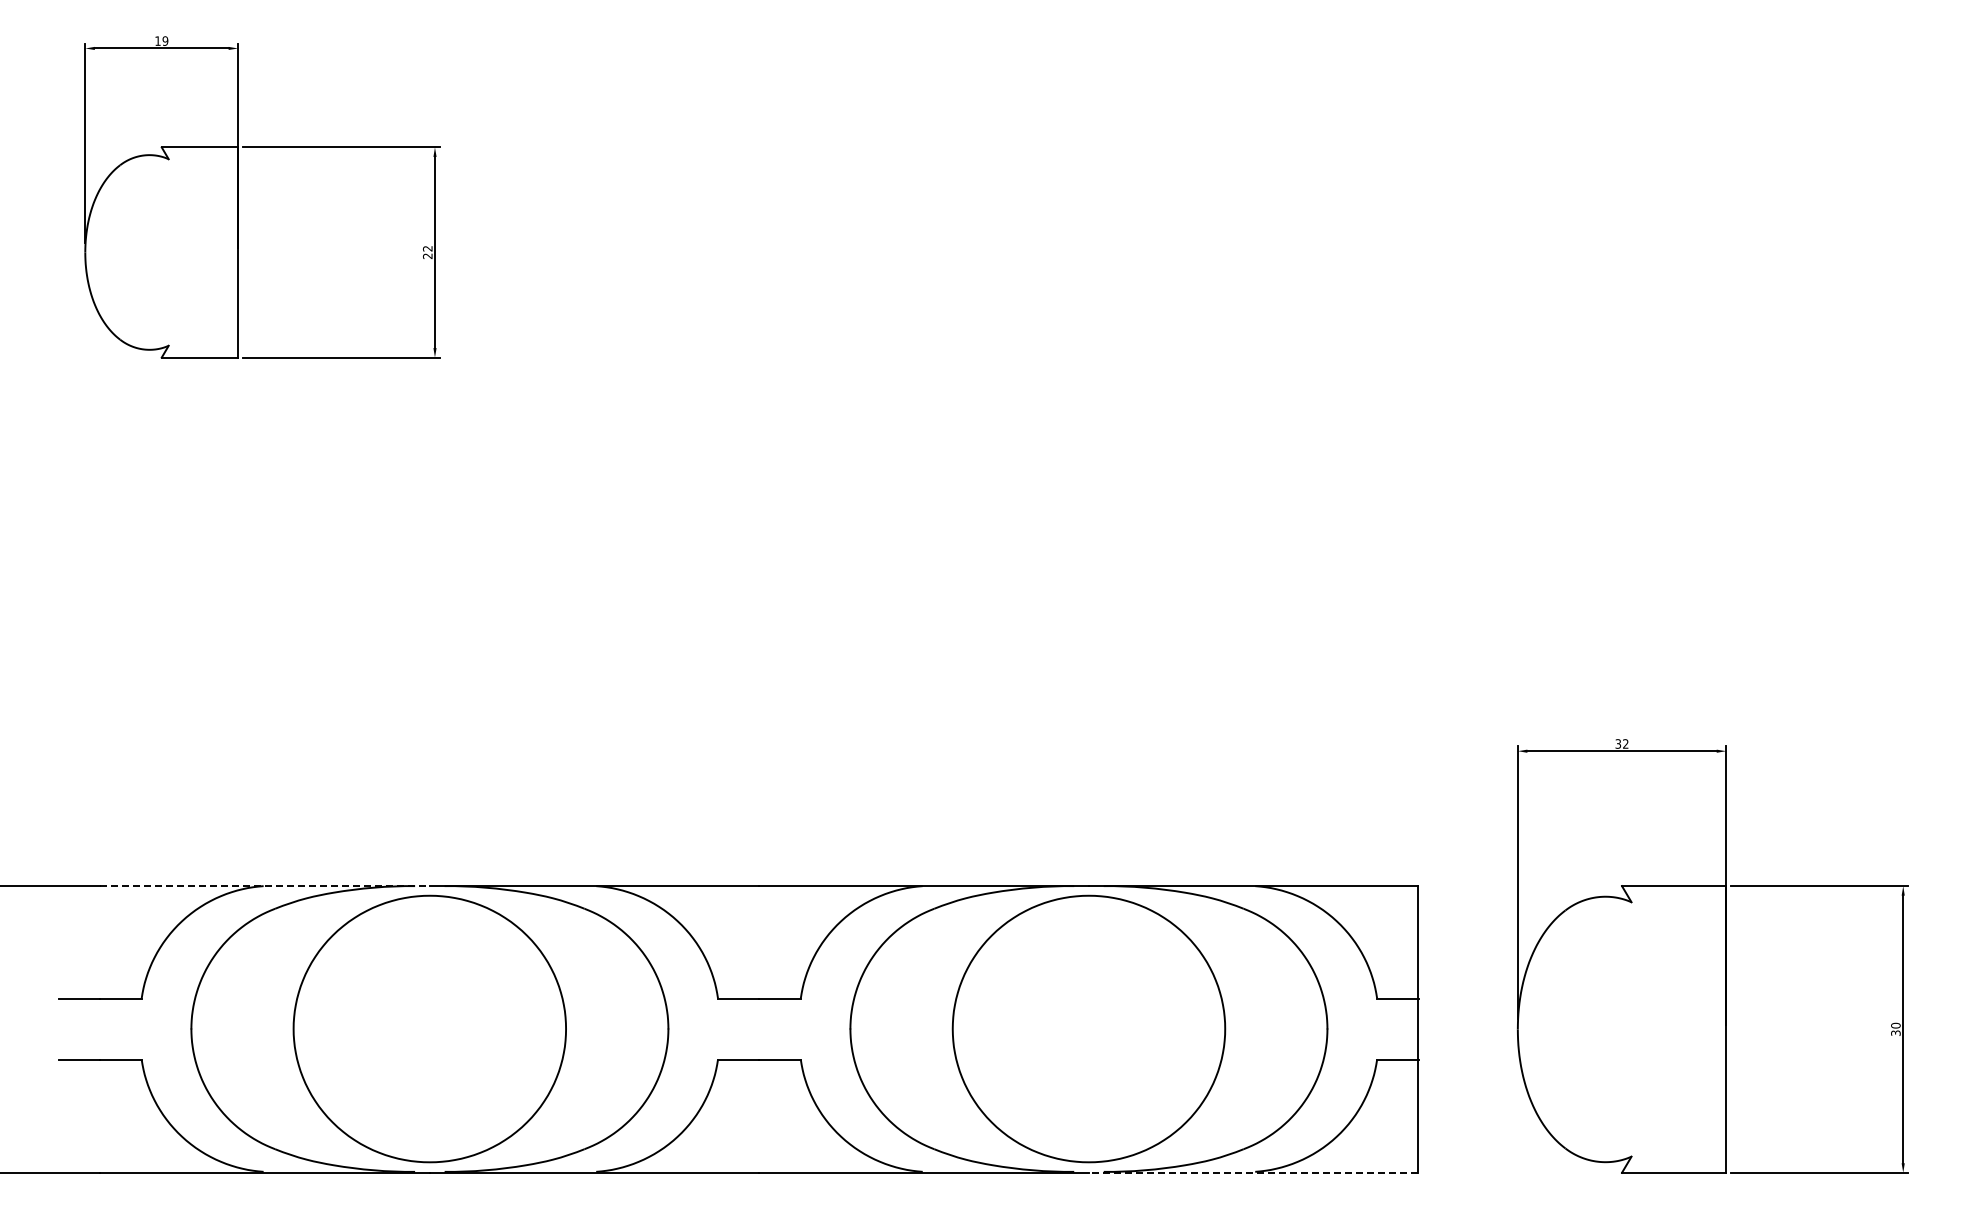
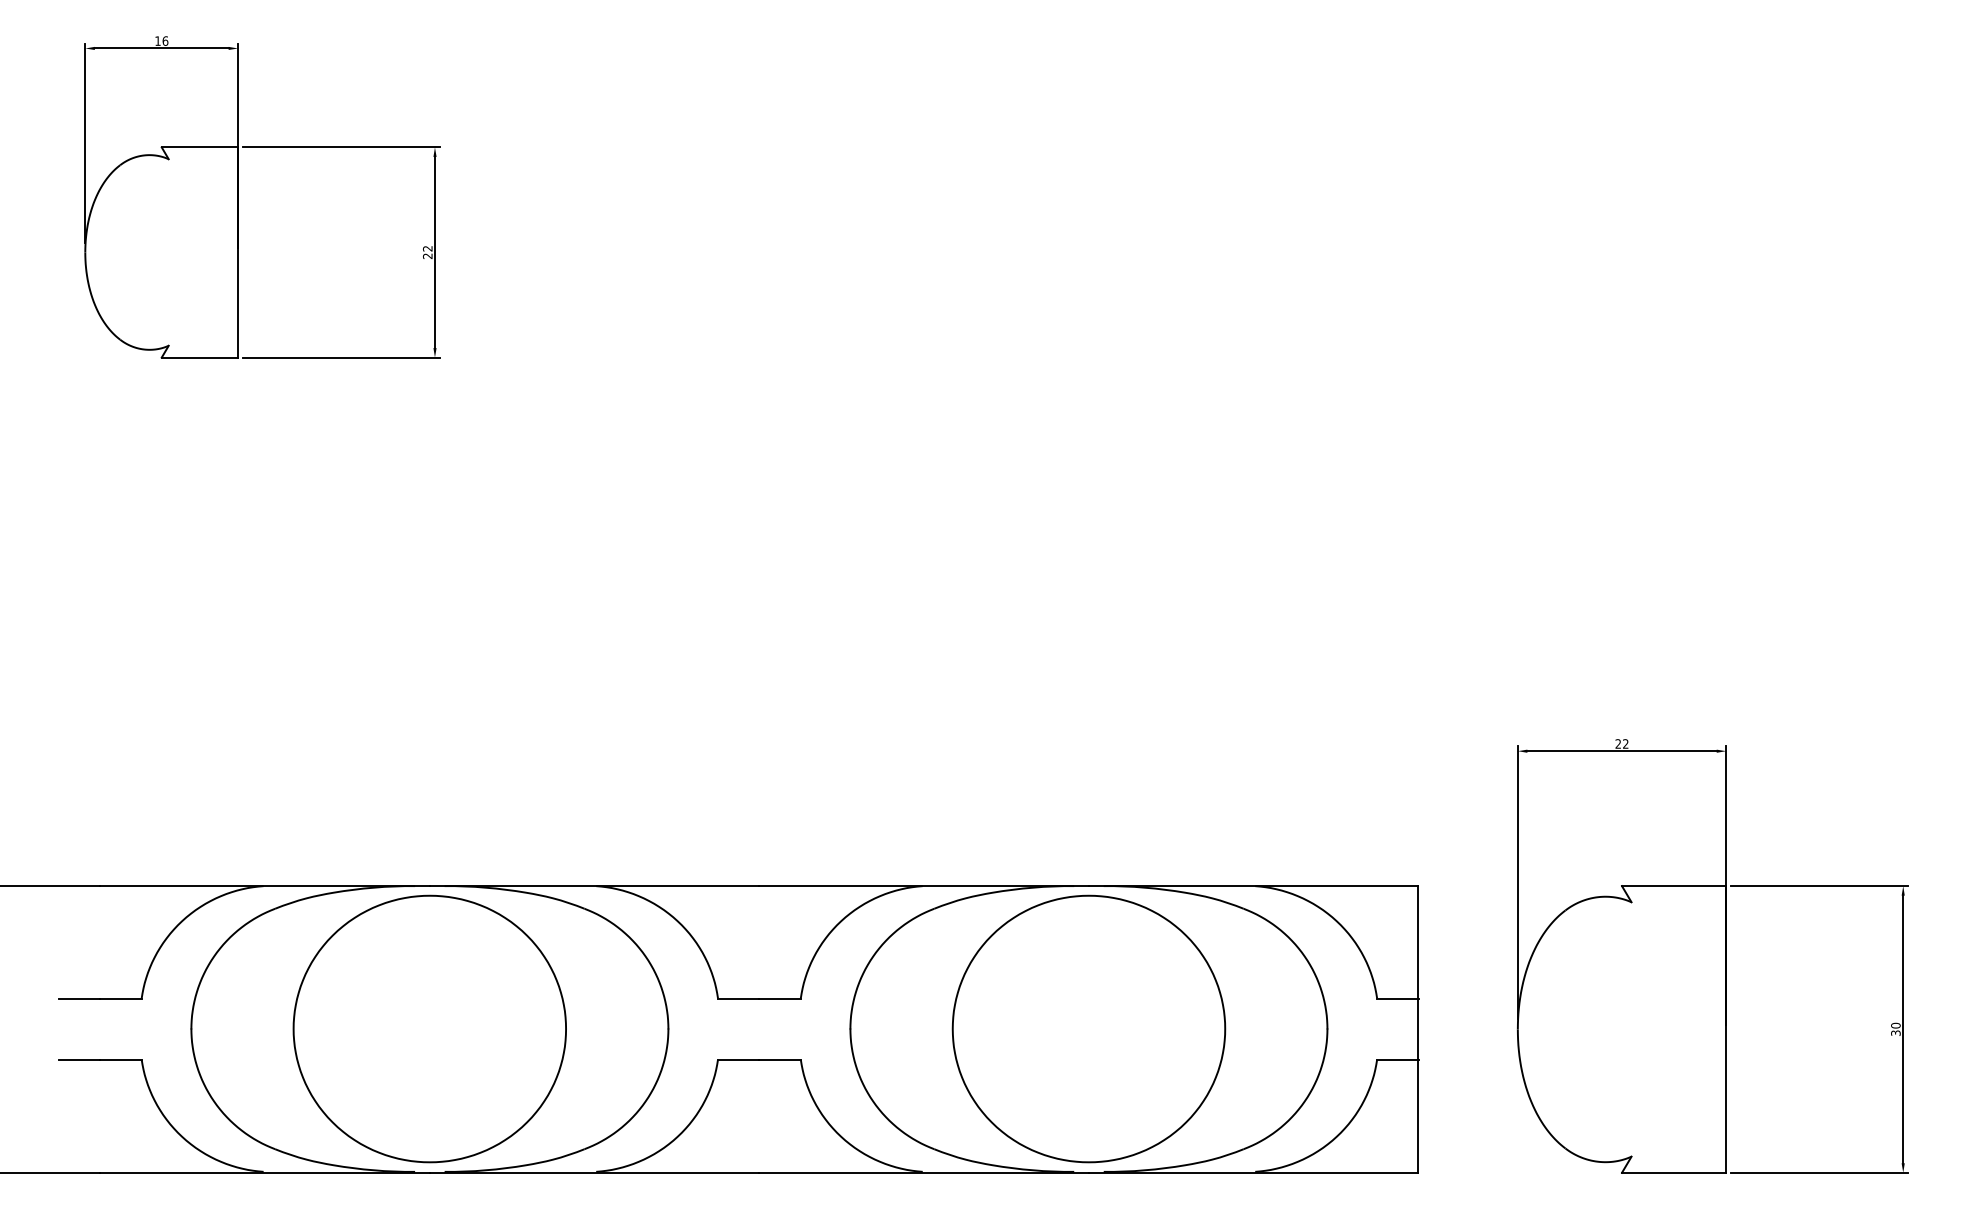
text: 19 -> 16 (165, 40)
text: 32 -> 22 (1618, 744)
line: dashed -> solid (265, 886)
line: dashed -> solid (1253, 1172)
